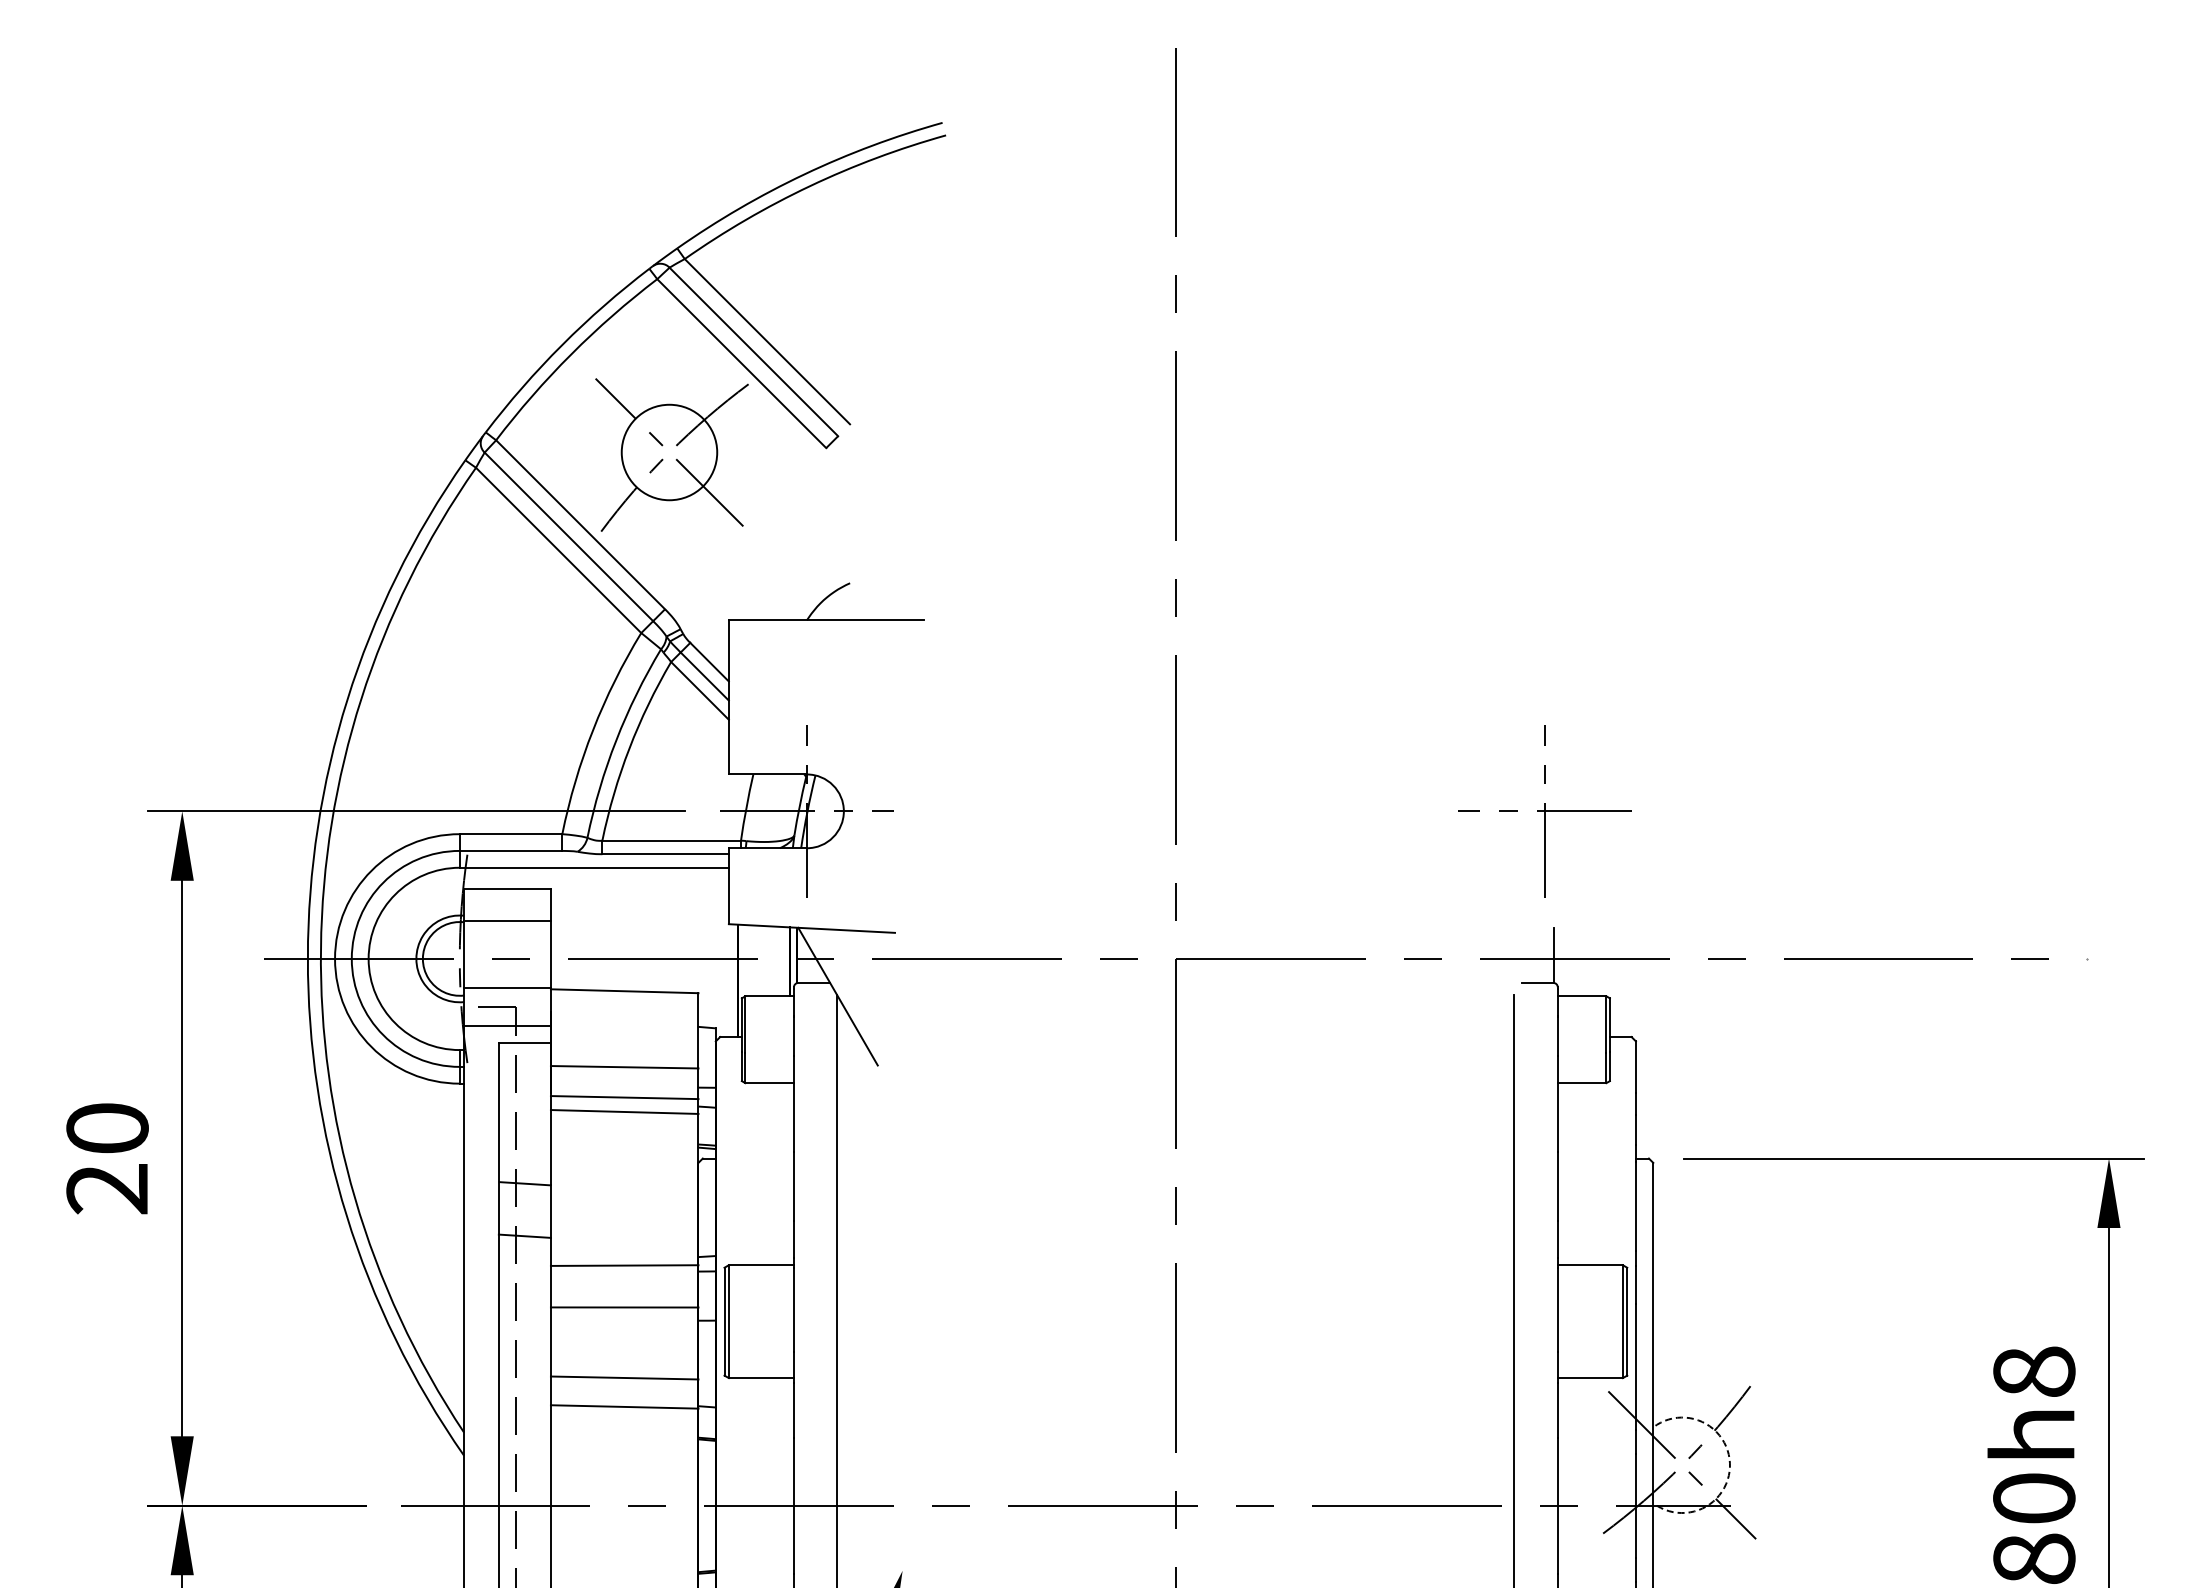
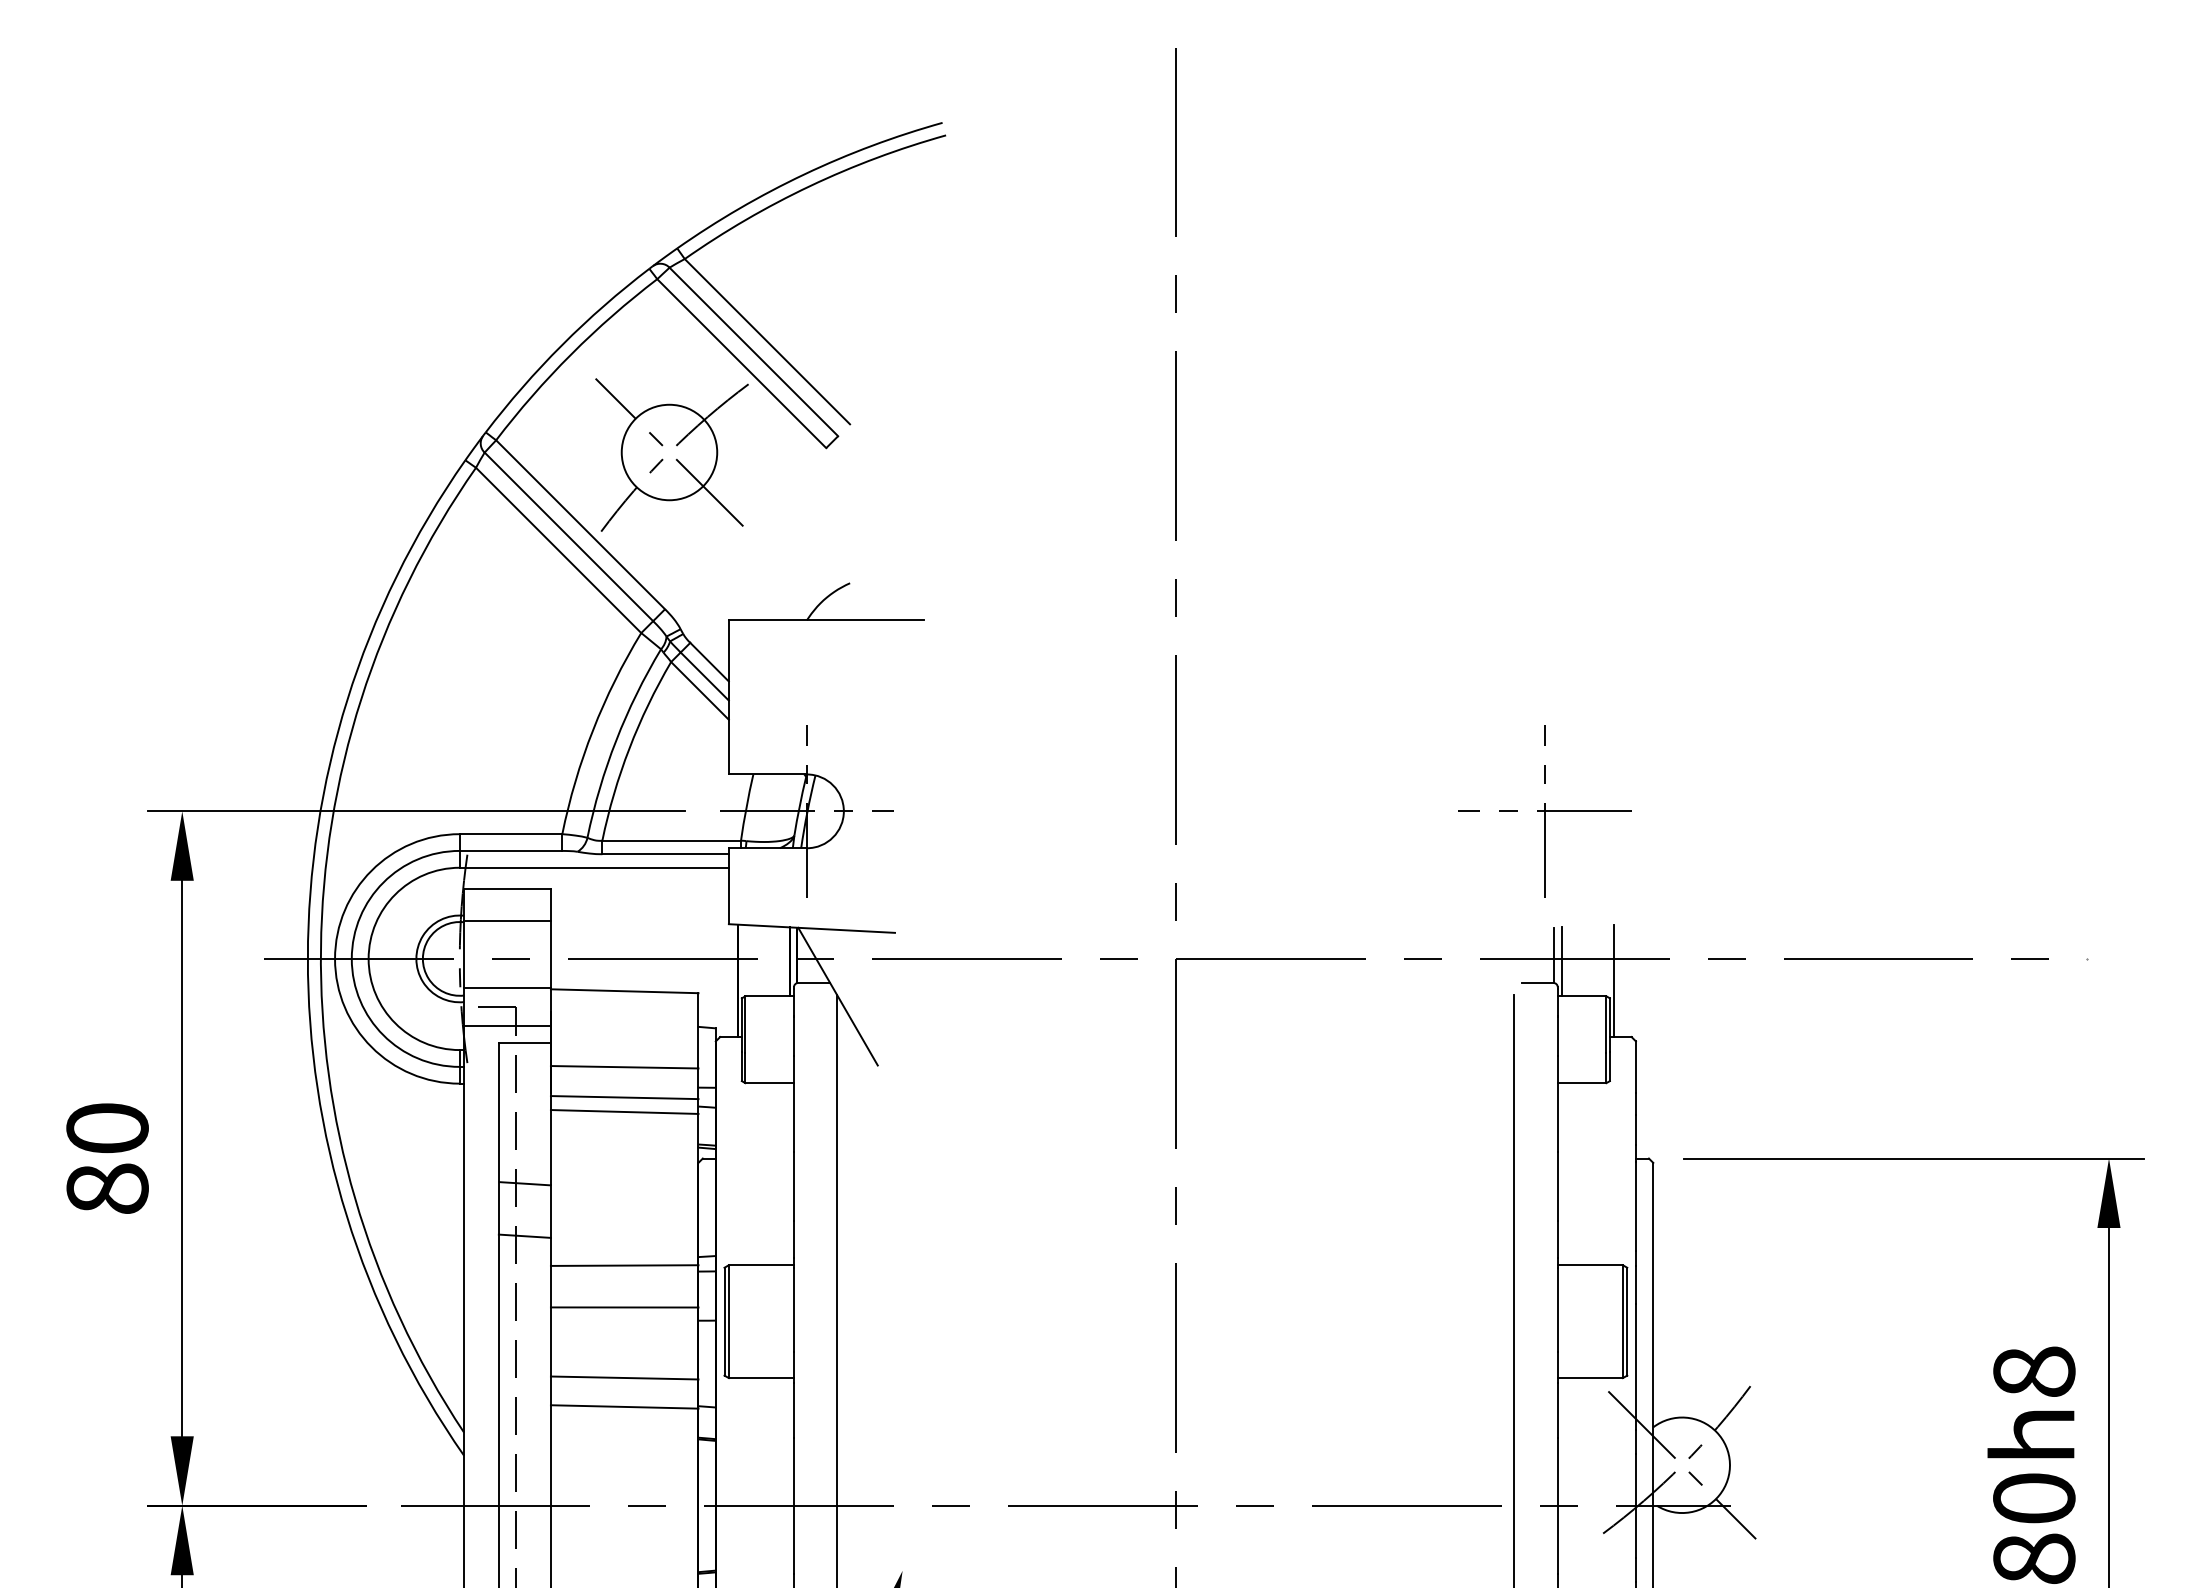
line: none -> present (1562, 961)
line: none -> present (1614, 980)
text: 20 -> 80 (107, 1188)
arc: dashed -> solid (1729, 1463)
